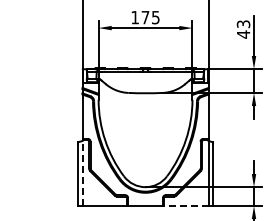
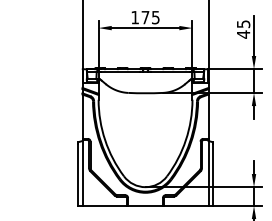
text: 43 -> 45 (242, 23)
line: dashed -> solid (82, 173)
line: dashed -> solid (186, 205)
